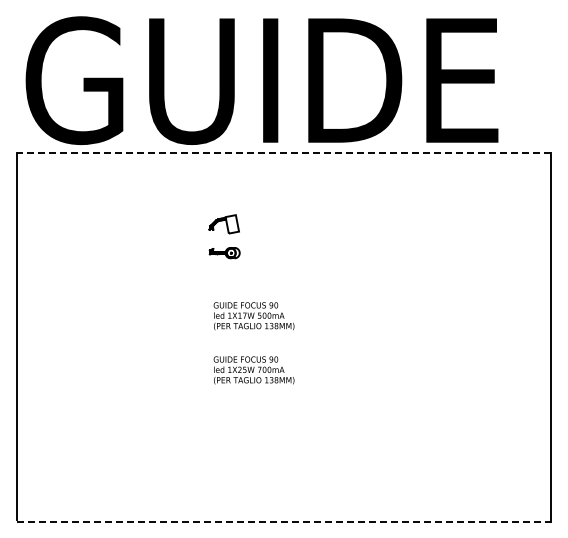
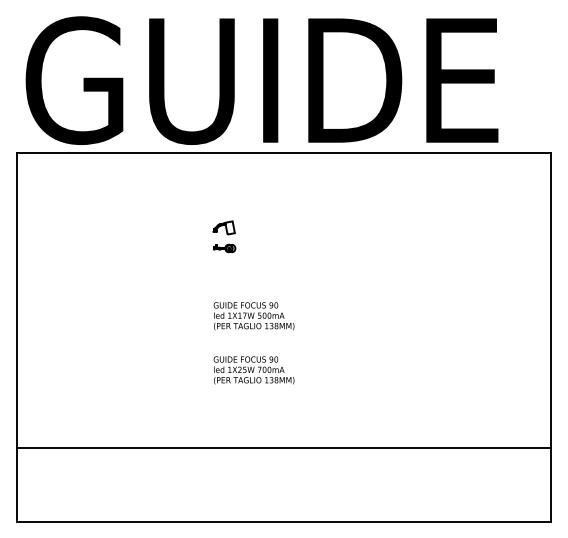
line: dashed -> solid (283, 152)
part size: 33x46 px -> 25x34 px (224, 236)
line: none -> present (283, 448)
line: dashed -> solid (283, 521)
